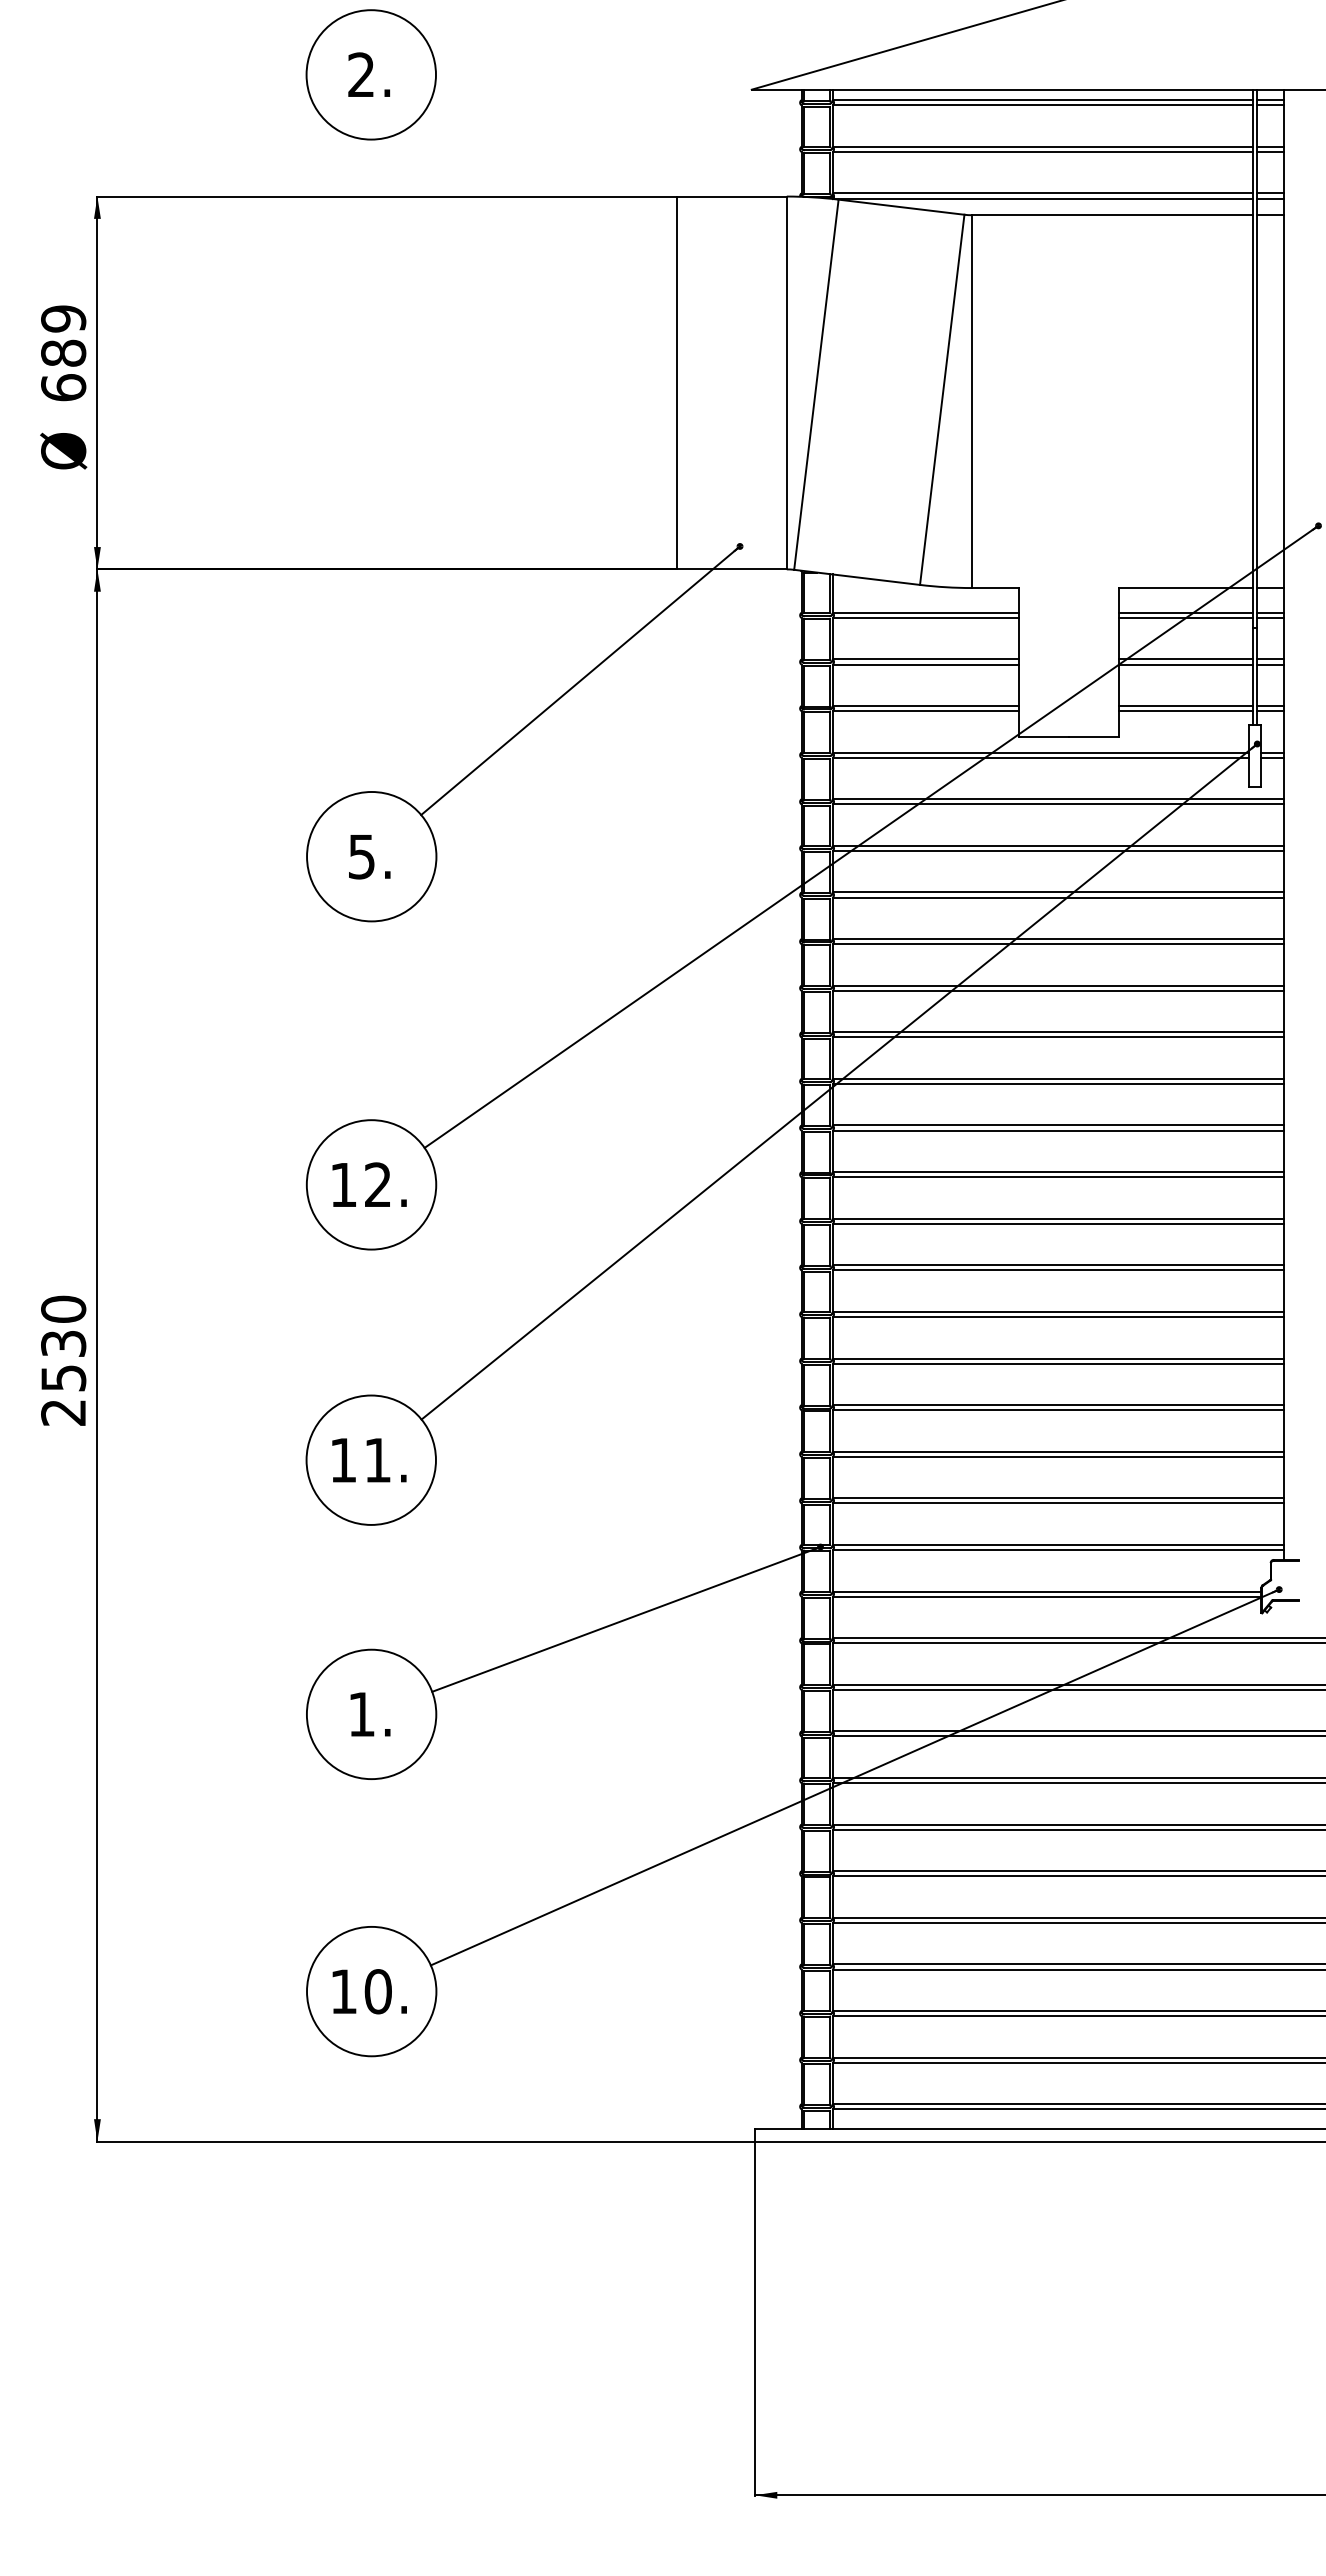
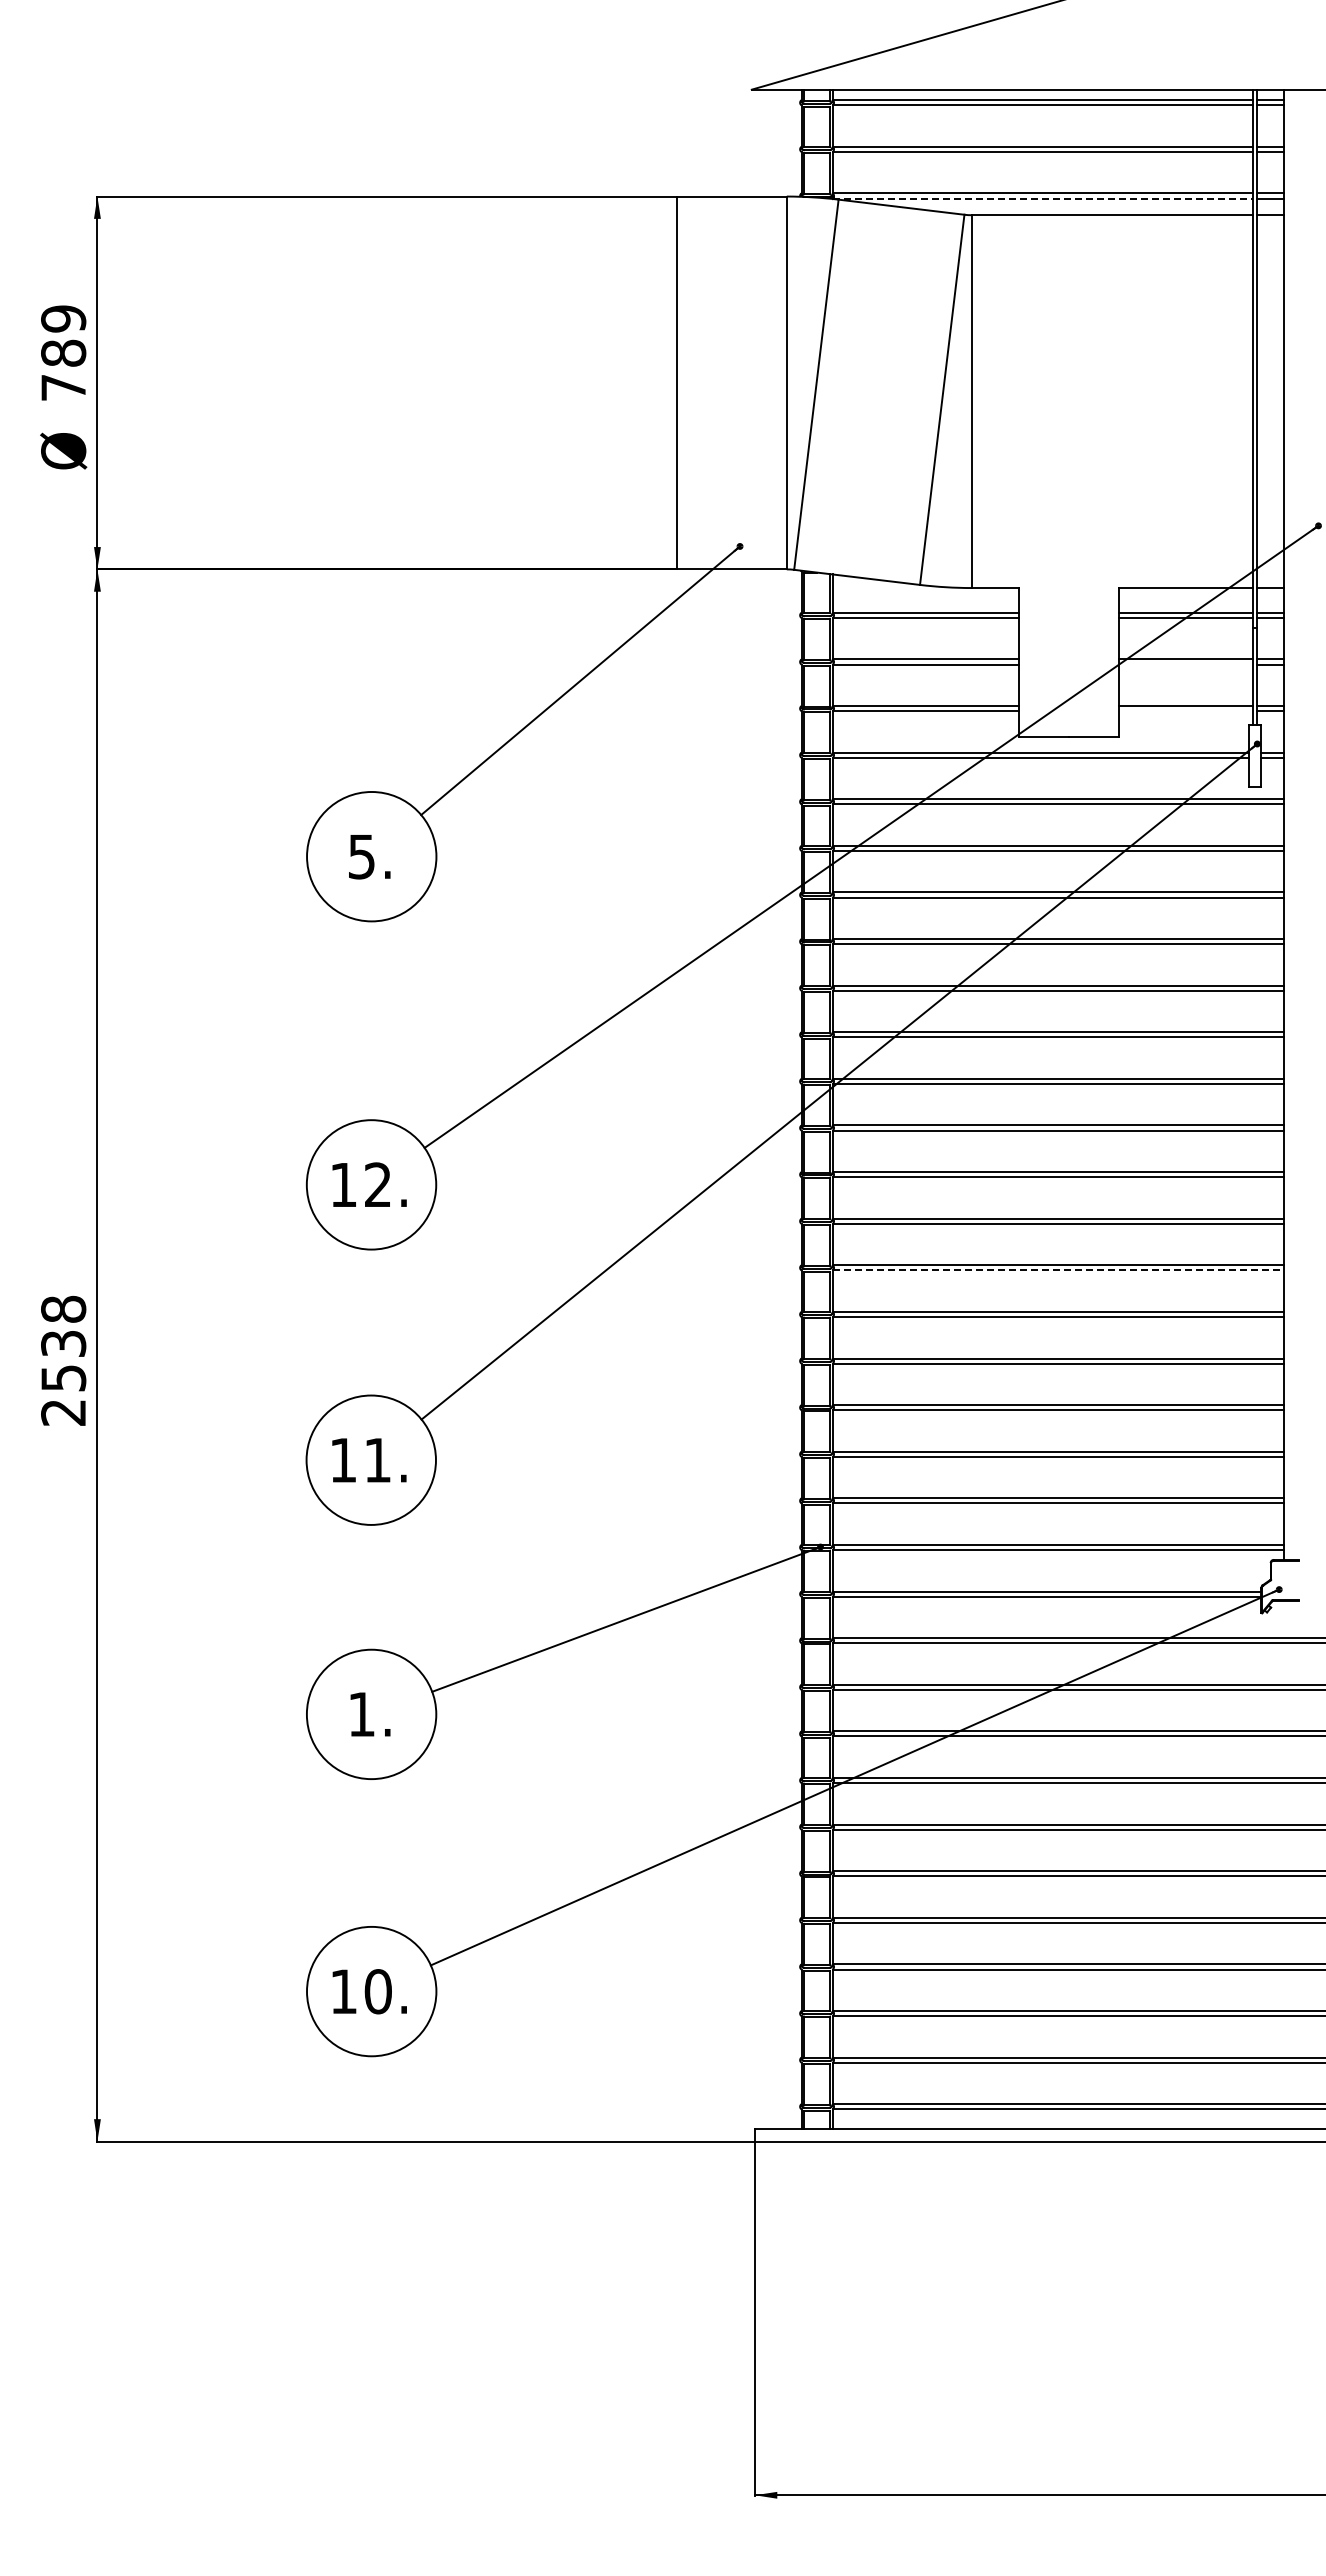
part: present -> none (370, 74)
line: solid -> dashed (1043, 198)
text: 689 -> 789 (63, 387)
line: present -> none (1185, 664)
line: present -> none (1185, 711)
line: solid -> dashed (1058, 1270)
text: 2530 -> 2538 (63, 1308)
